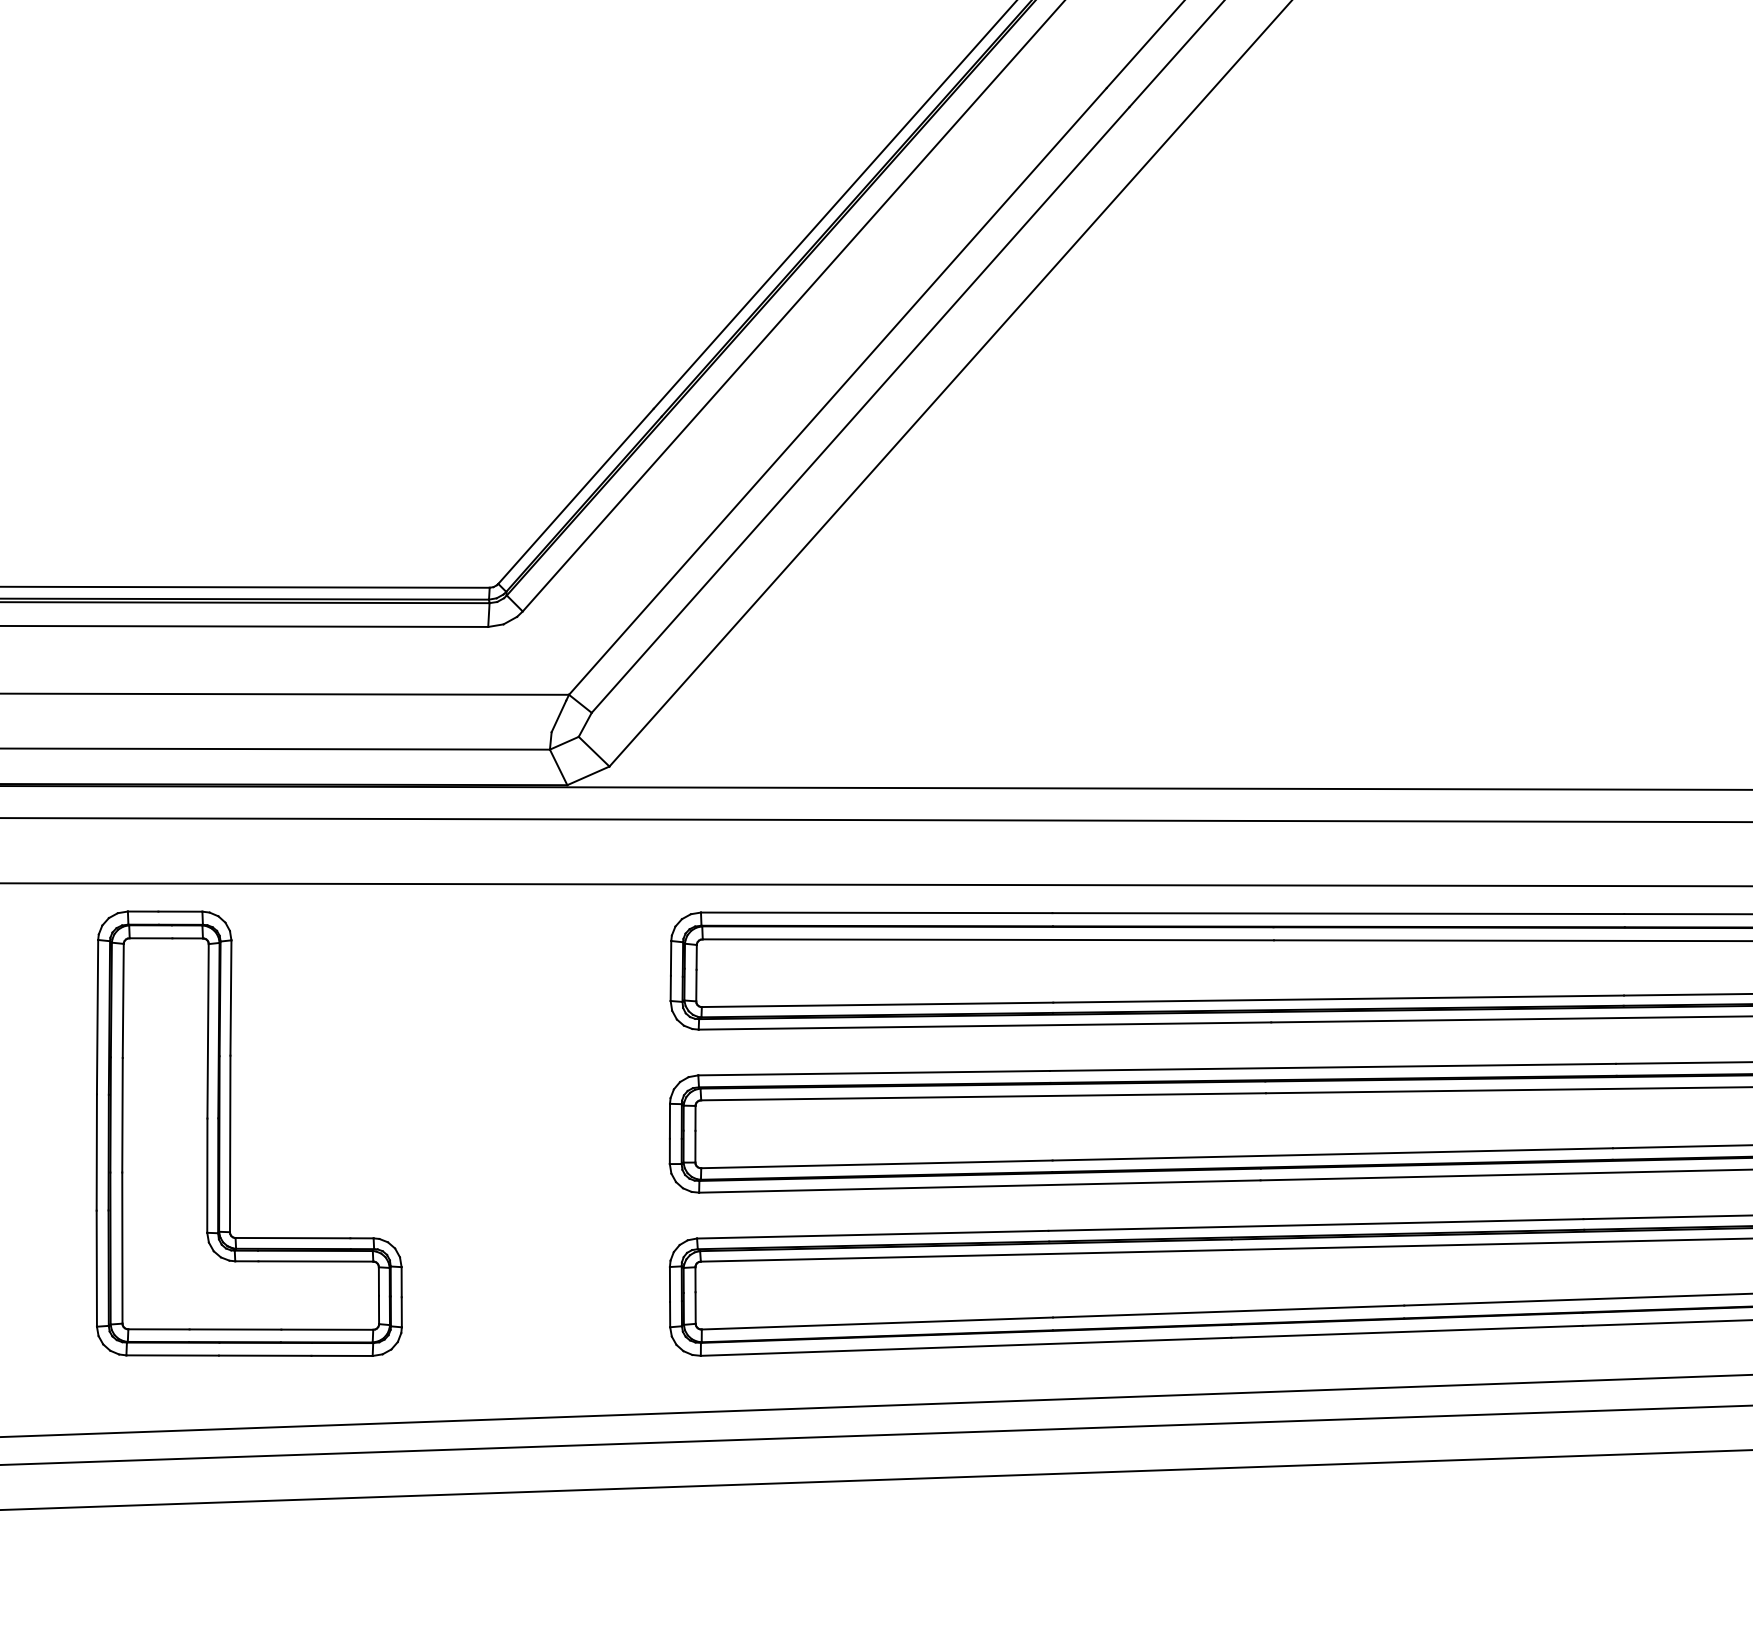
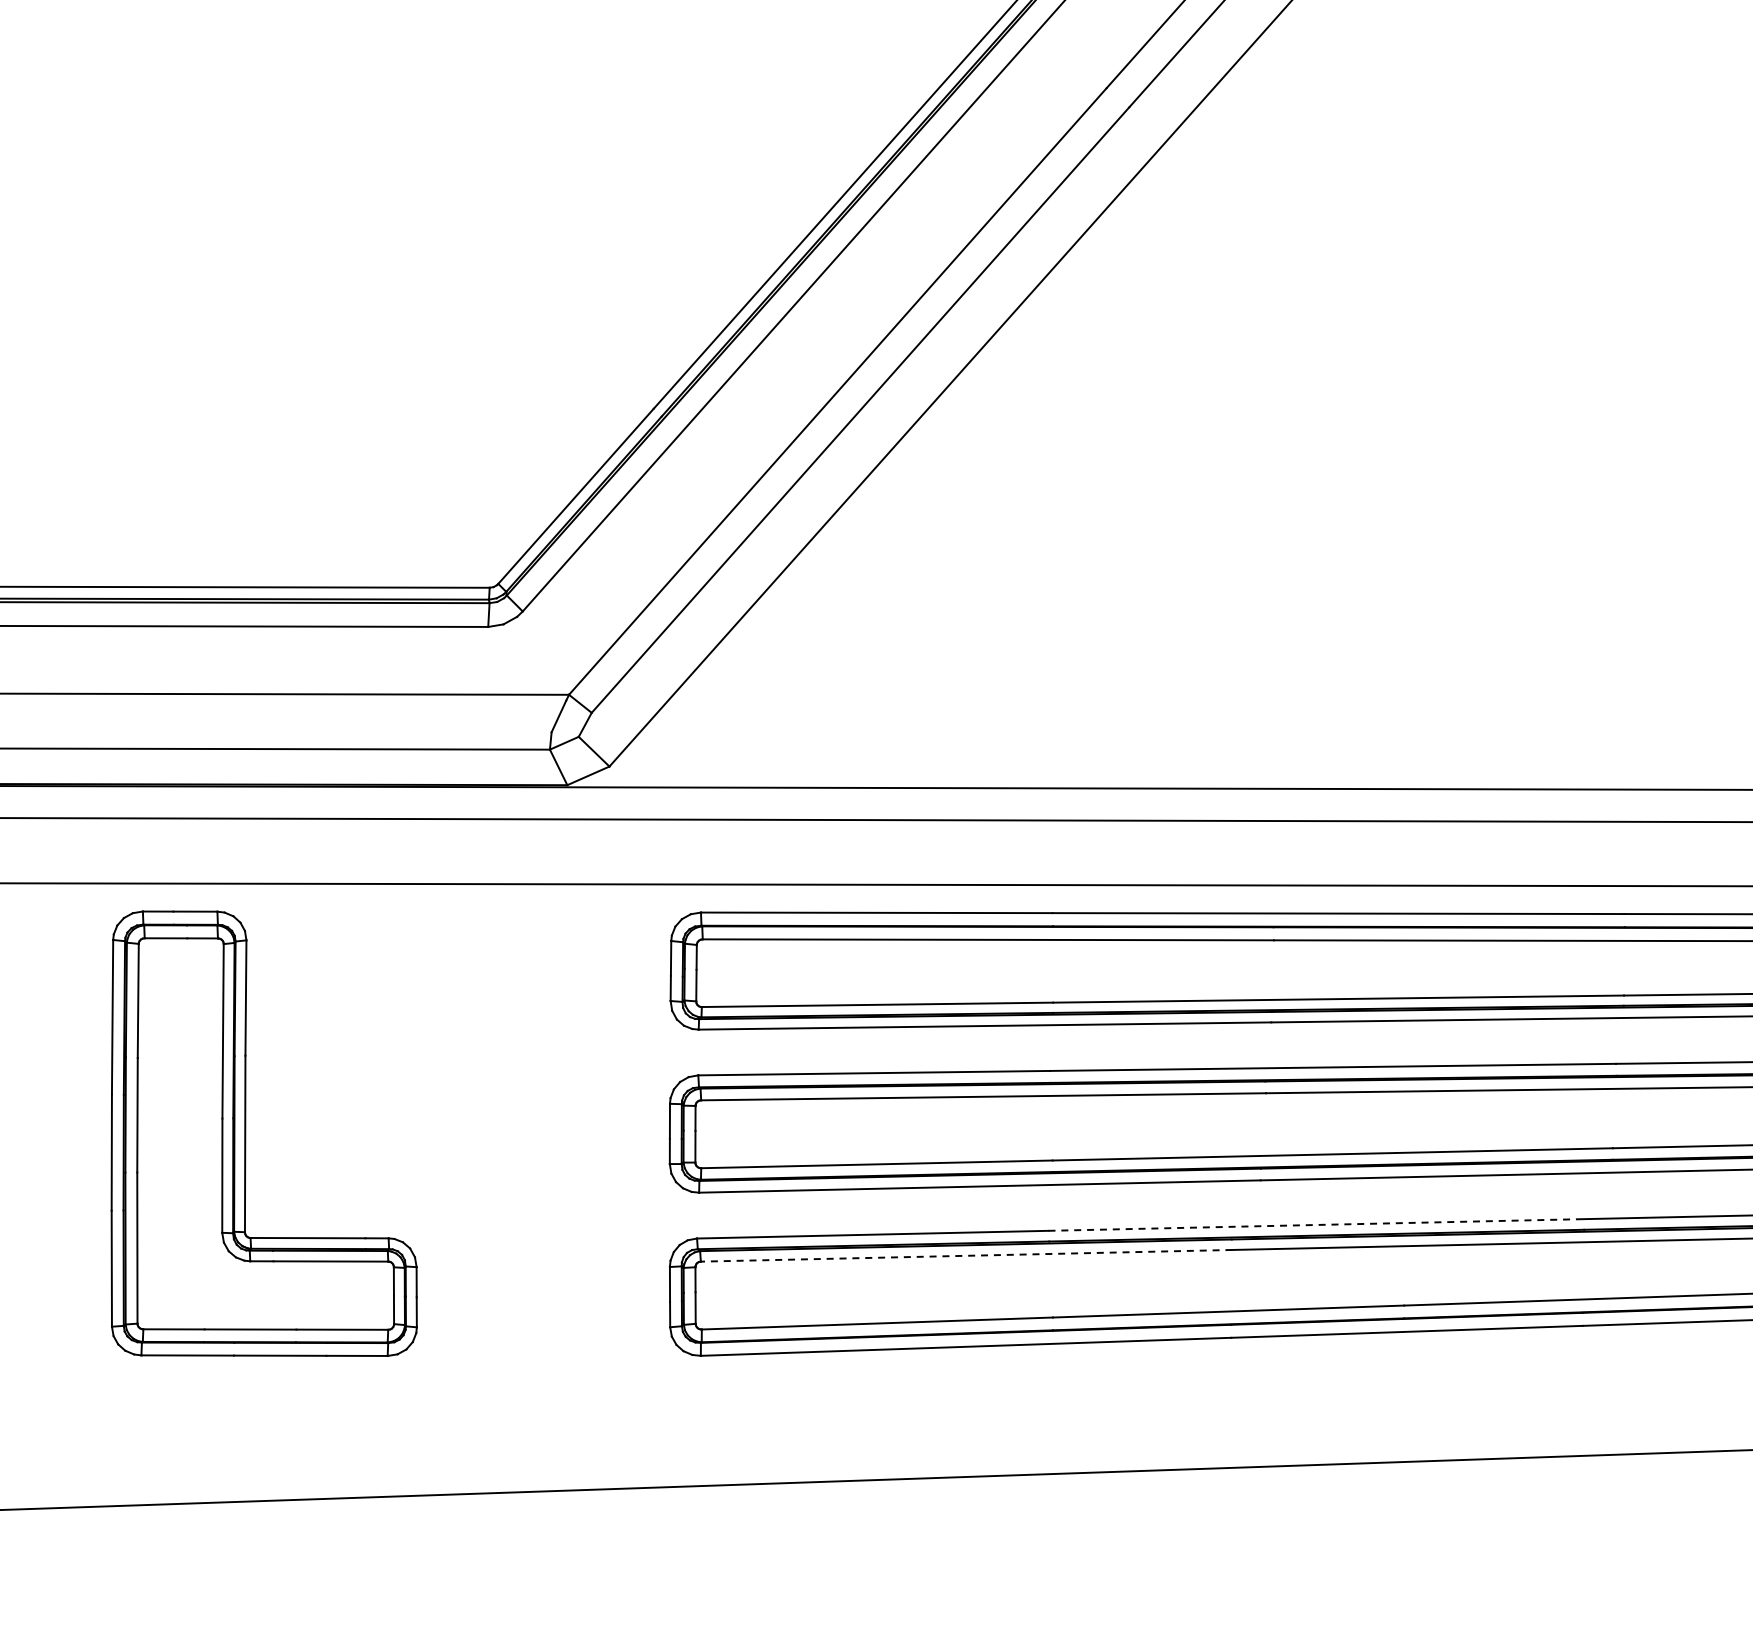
part position: (231, 1133) -> (246, 1133) (246, 1133)
line: solid -> dashed (1315, 1224)
line: solid -> dashed (966, 1255)
line: present -> none (875, 1405)
line: present -> none (875, 1434)
